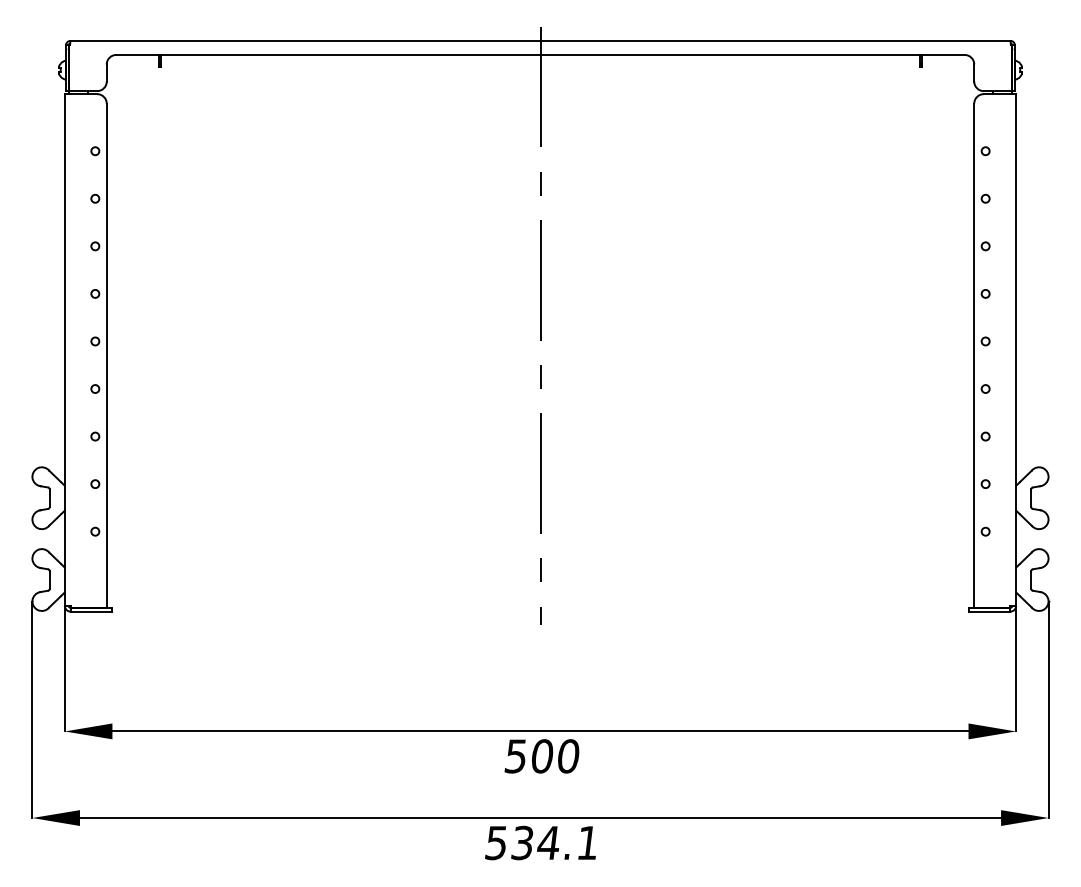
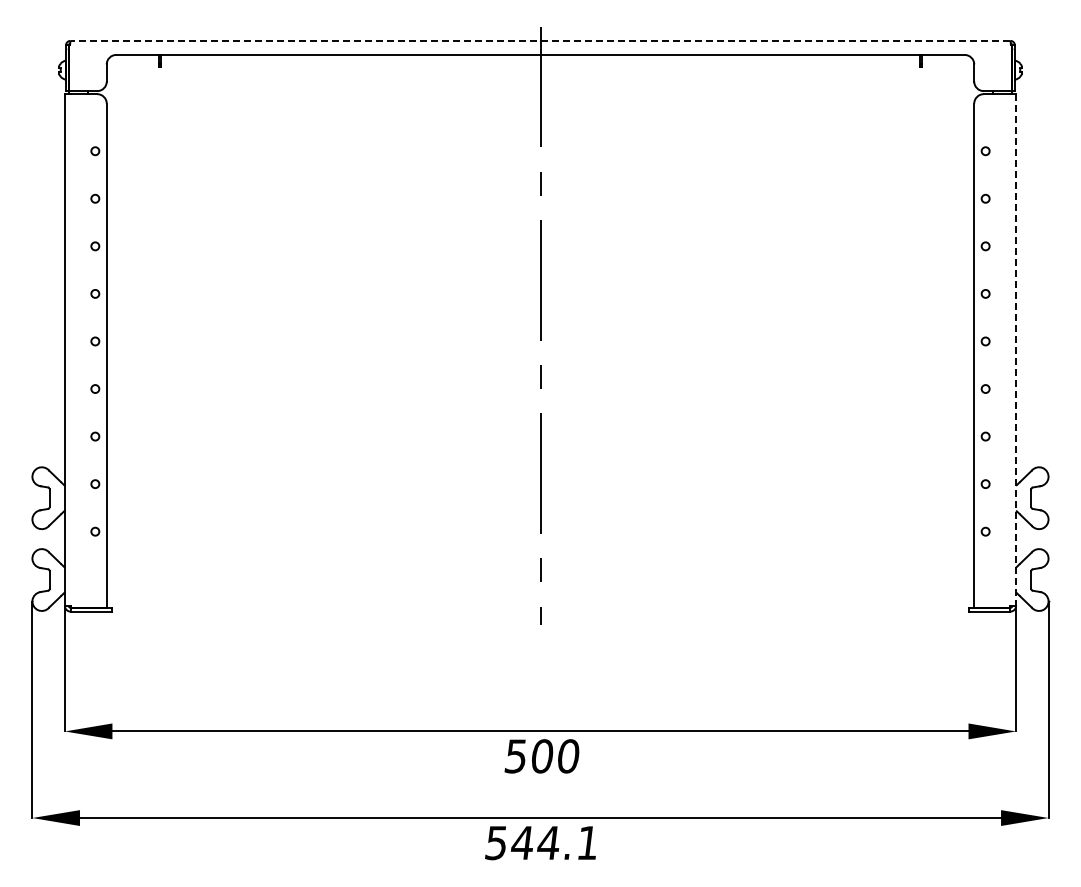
line: solid -> dashed (540, 40)
line: solid -> dashed (1016, 350)
text: 534.1 -> 544.1 (521, 842)
